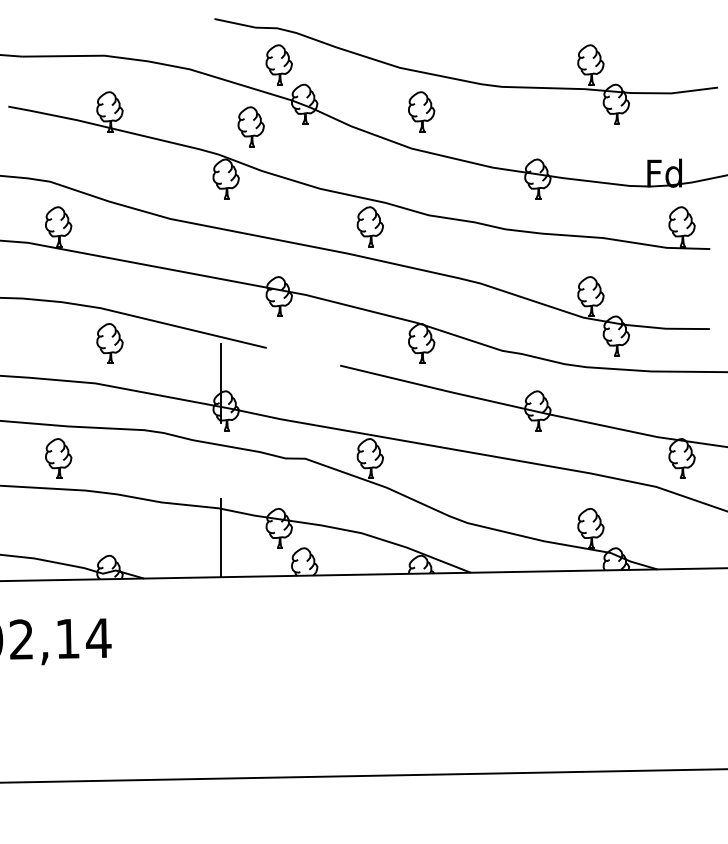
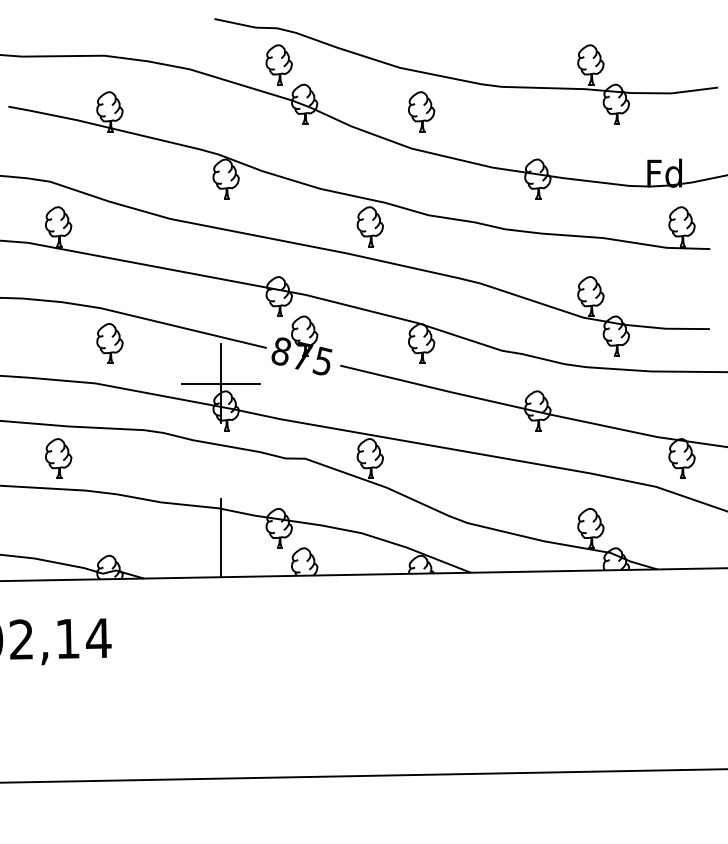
part: present -> none (250, 126)
part: none -> present (301, 345)
line: none -> present (220, 383)
